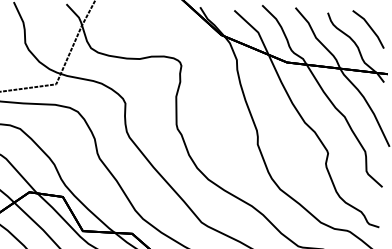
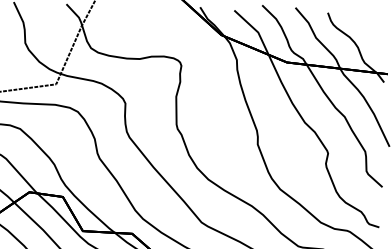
line: present -> none (370, 29)
